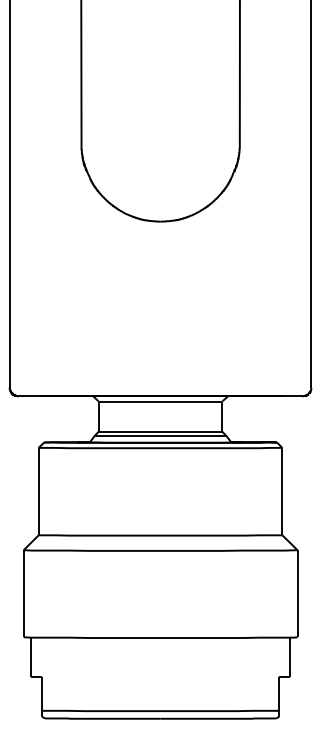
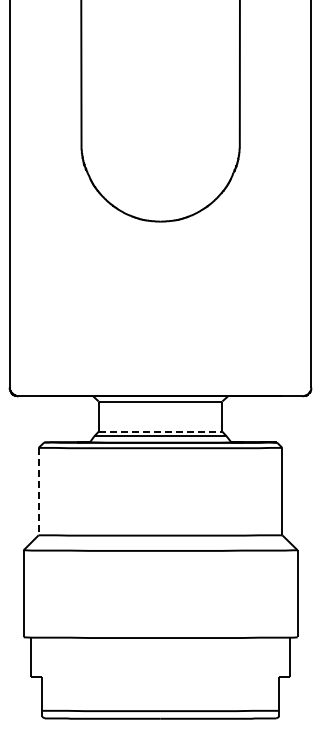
line: solid -> dashed (160, 431)
line: solid -> dashed (38, 491)
